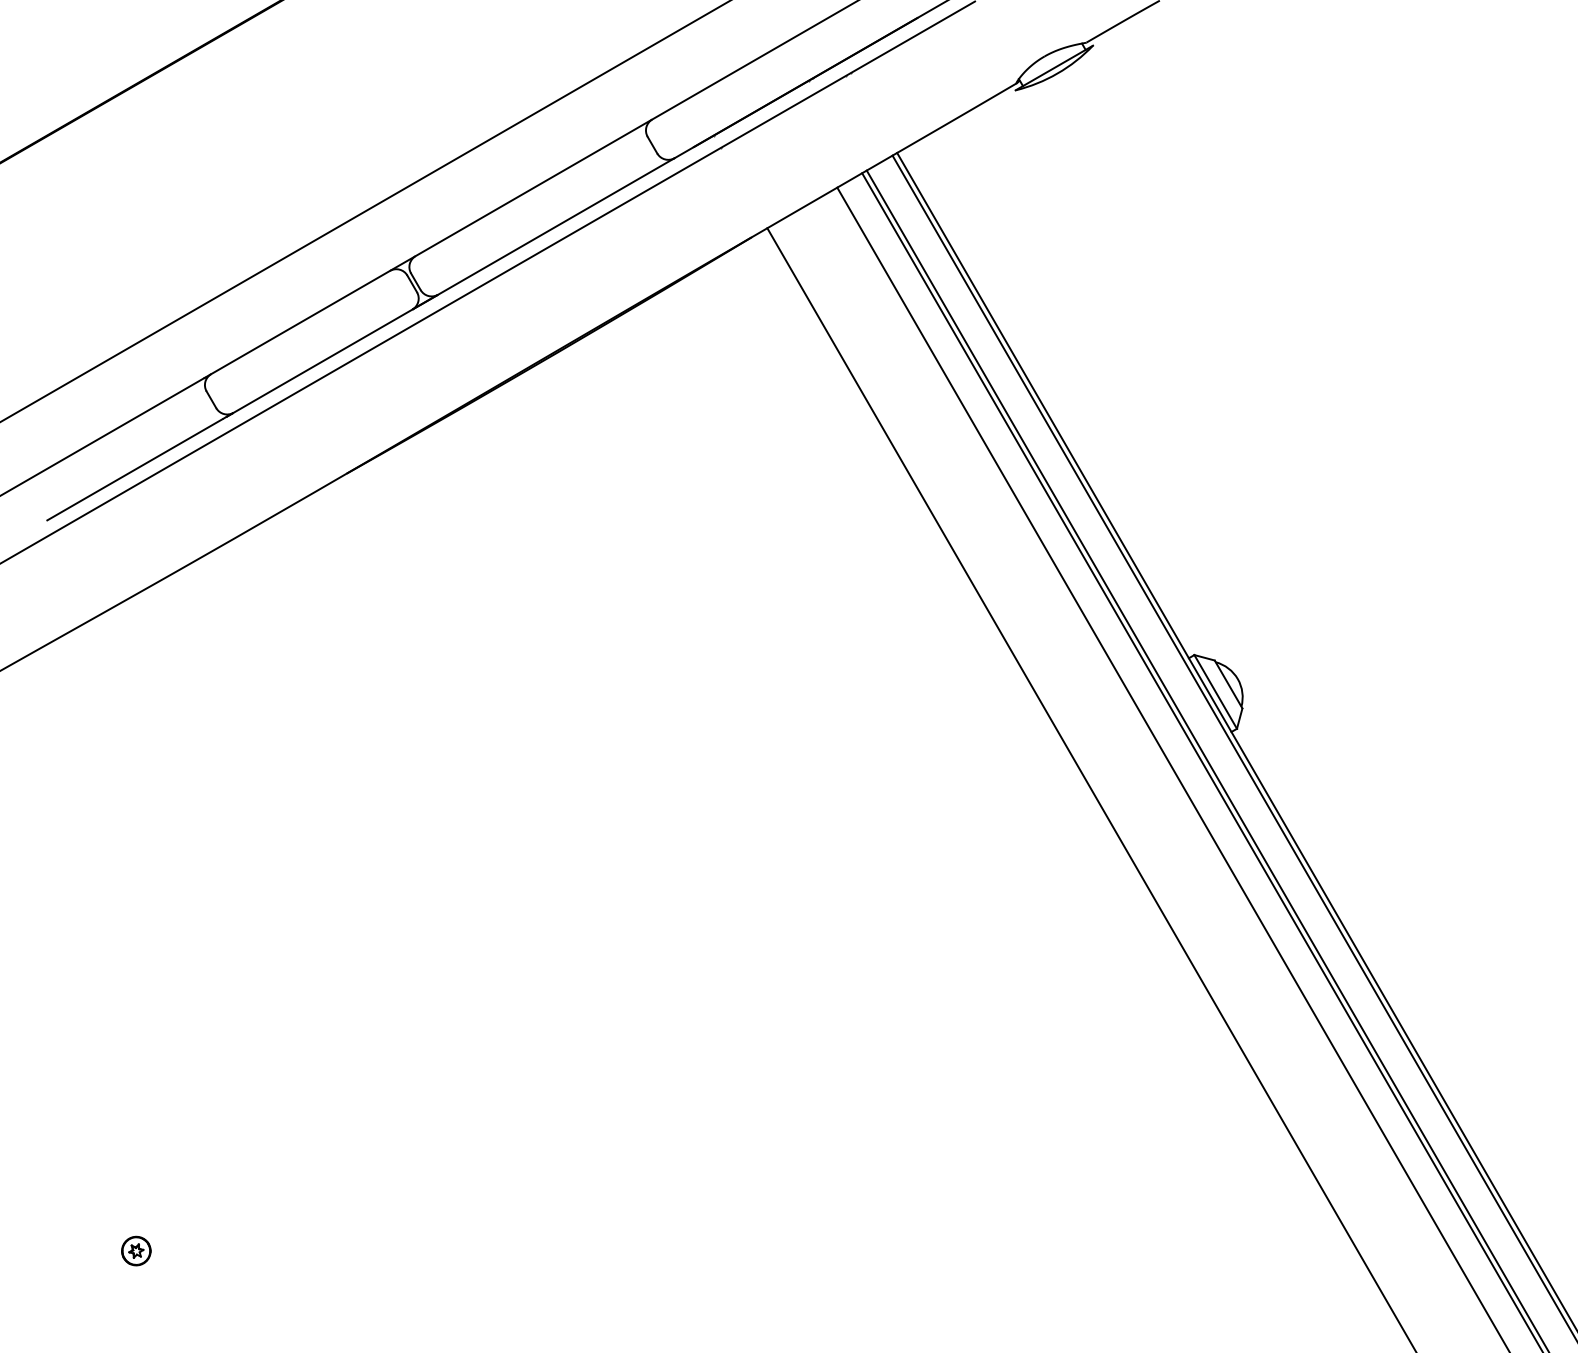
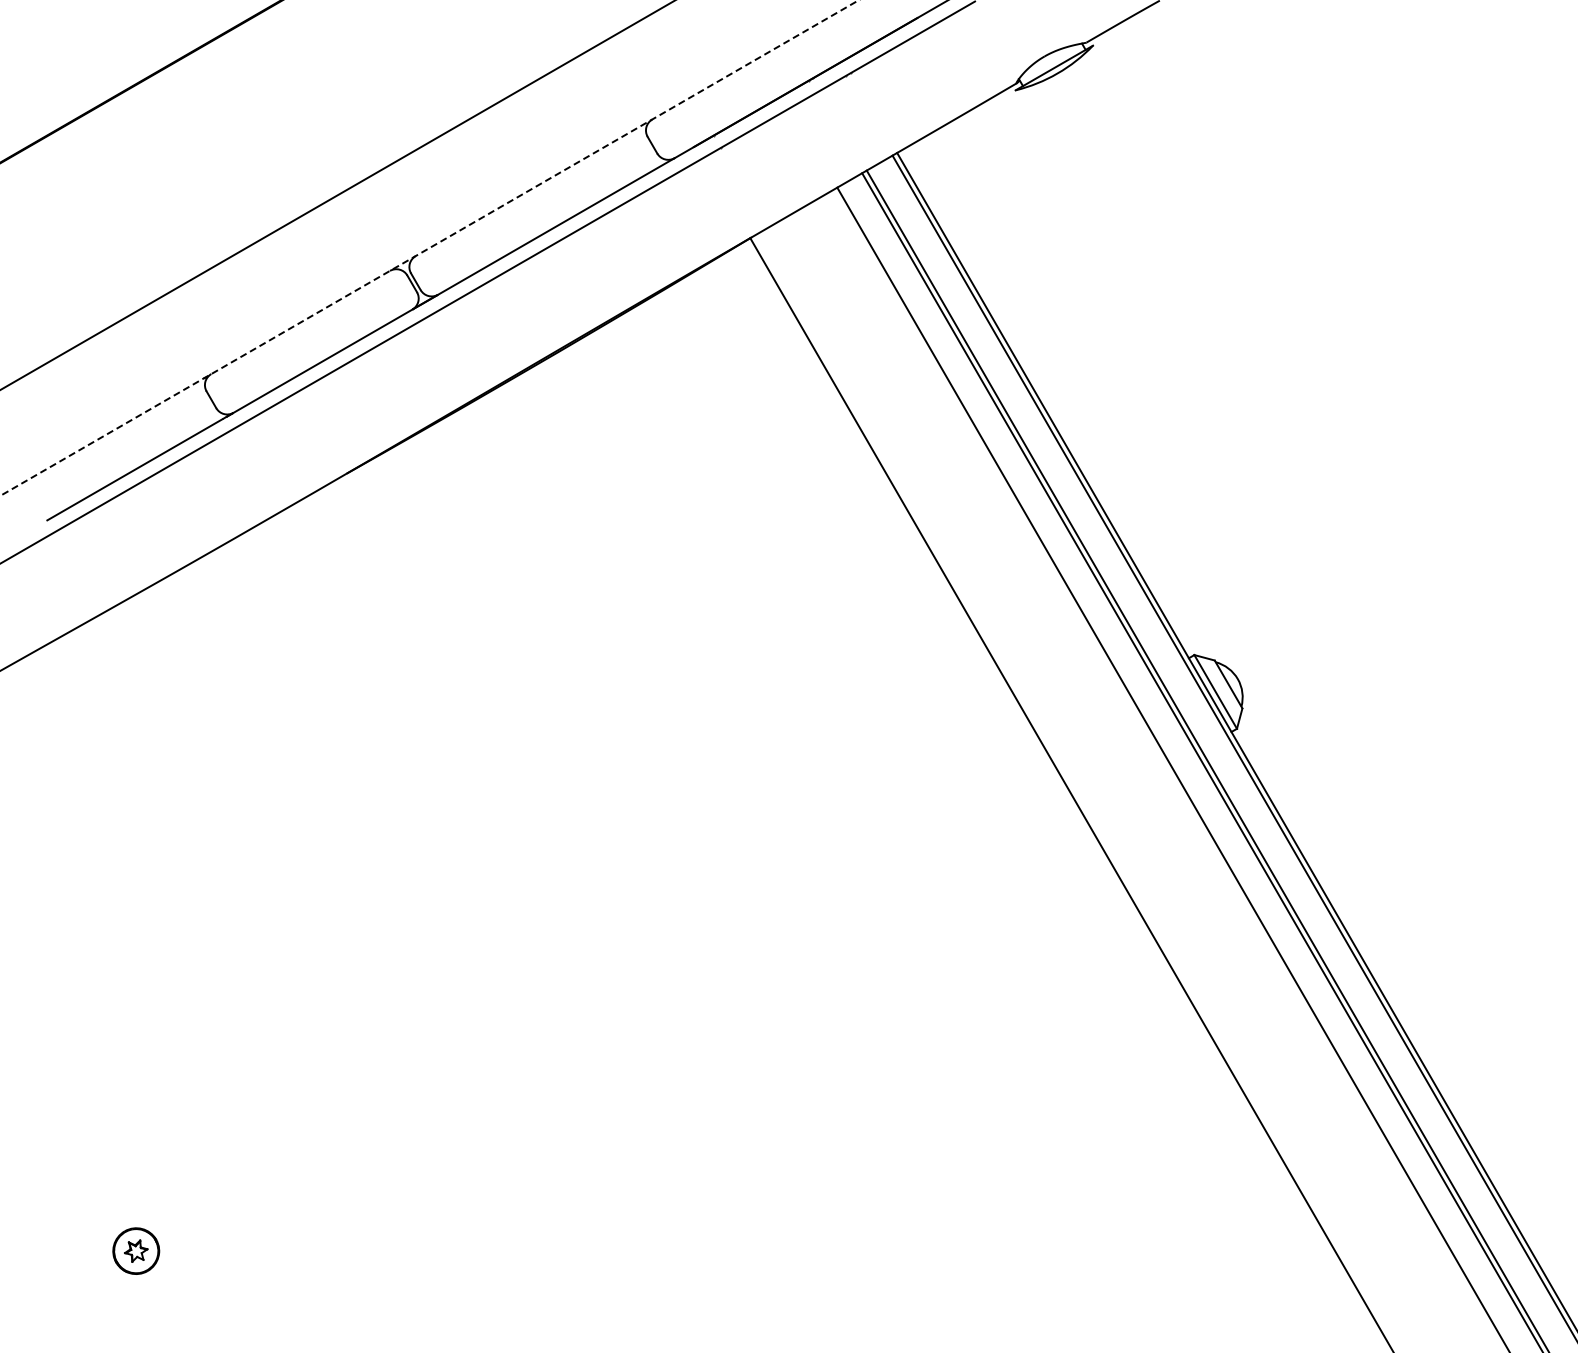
line position: (364, 211) -> (336, 195) (336, 195)
line: solid -> dashed (429, 247)
line position: (1090, 788) -> (1070, 793) (1070, 793)
part size: 31x32 px -> 49x48 px (136, 1250)
